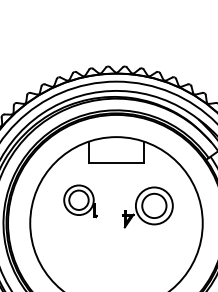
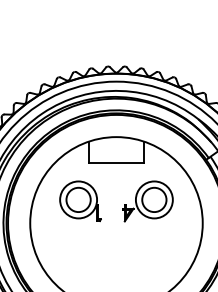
part size: 35x35 px -> 43x43 px (80, 201)
part position: (147, 207) -> (147, 201) (147, 201)
